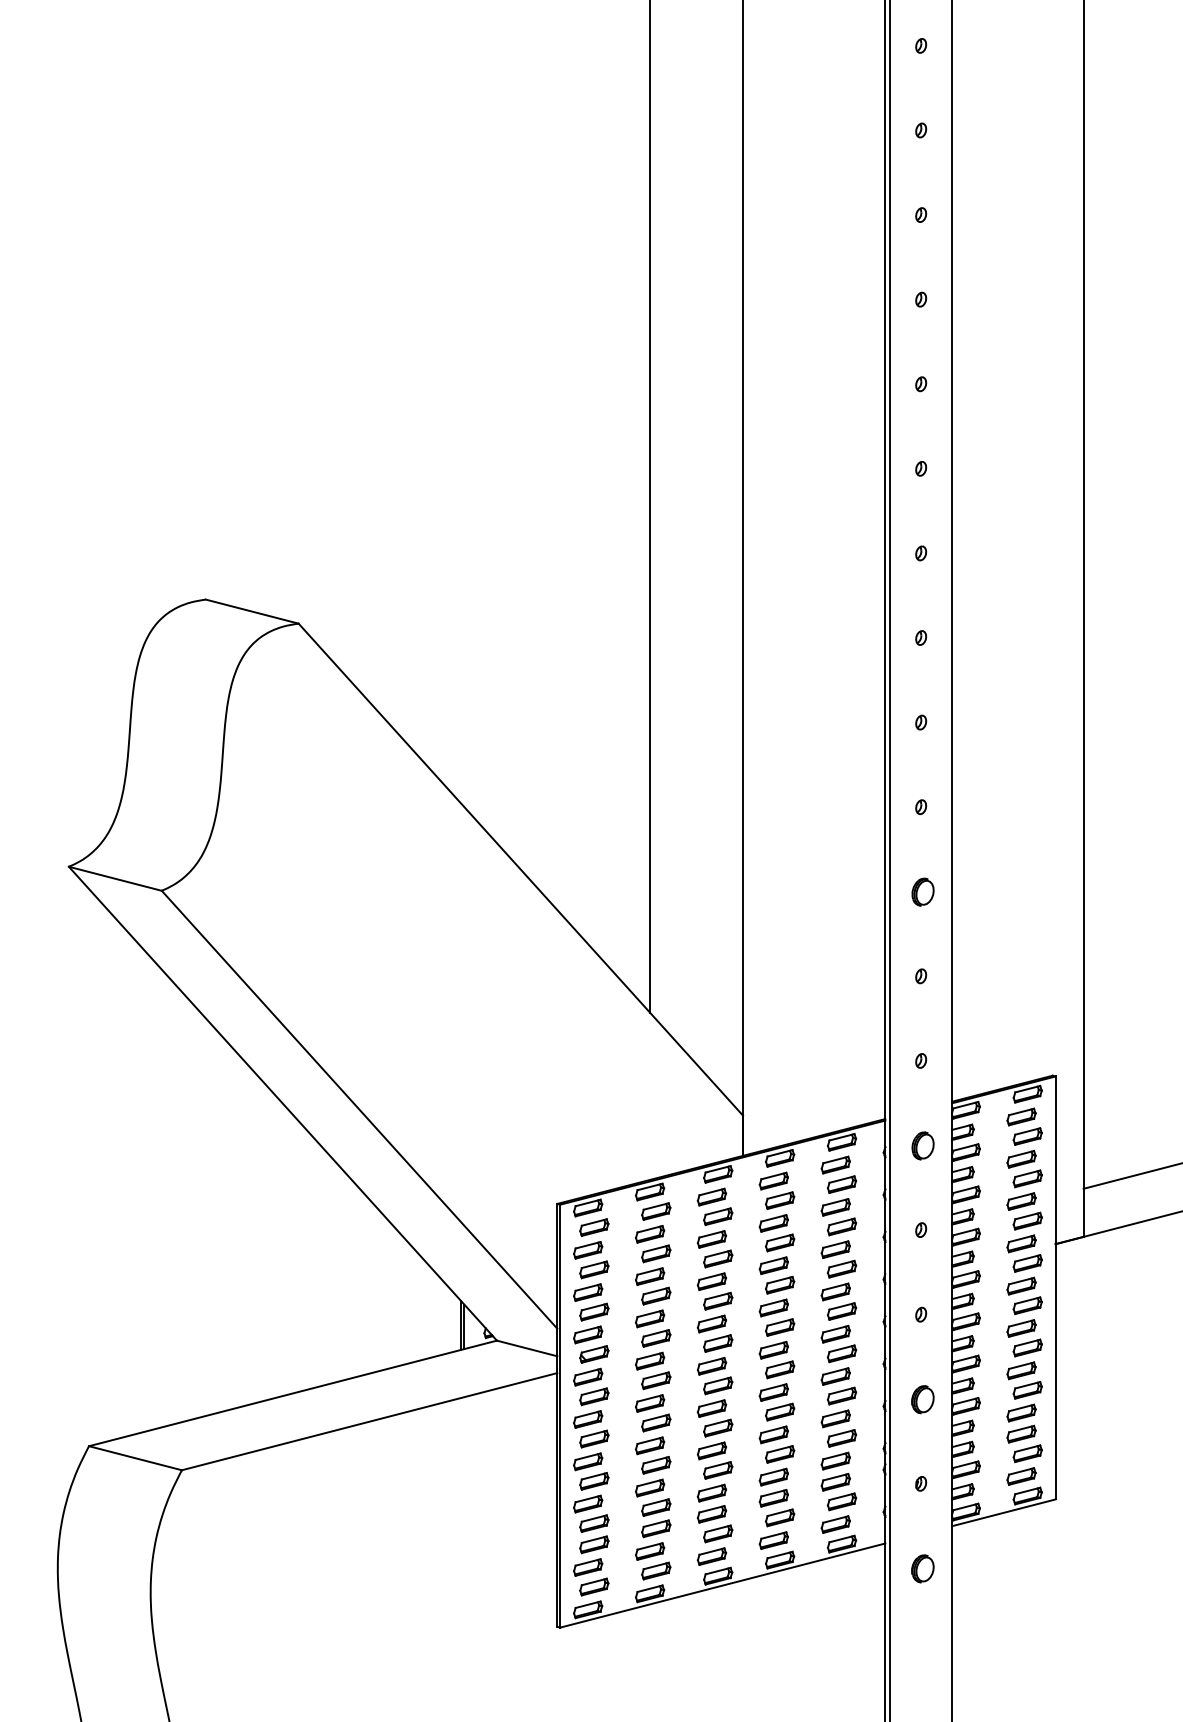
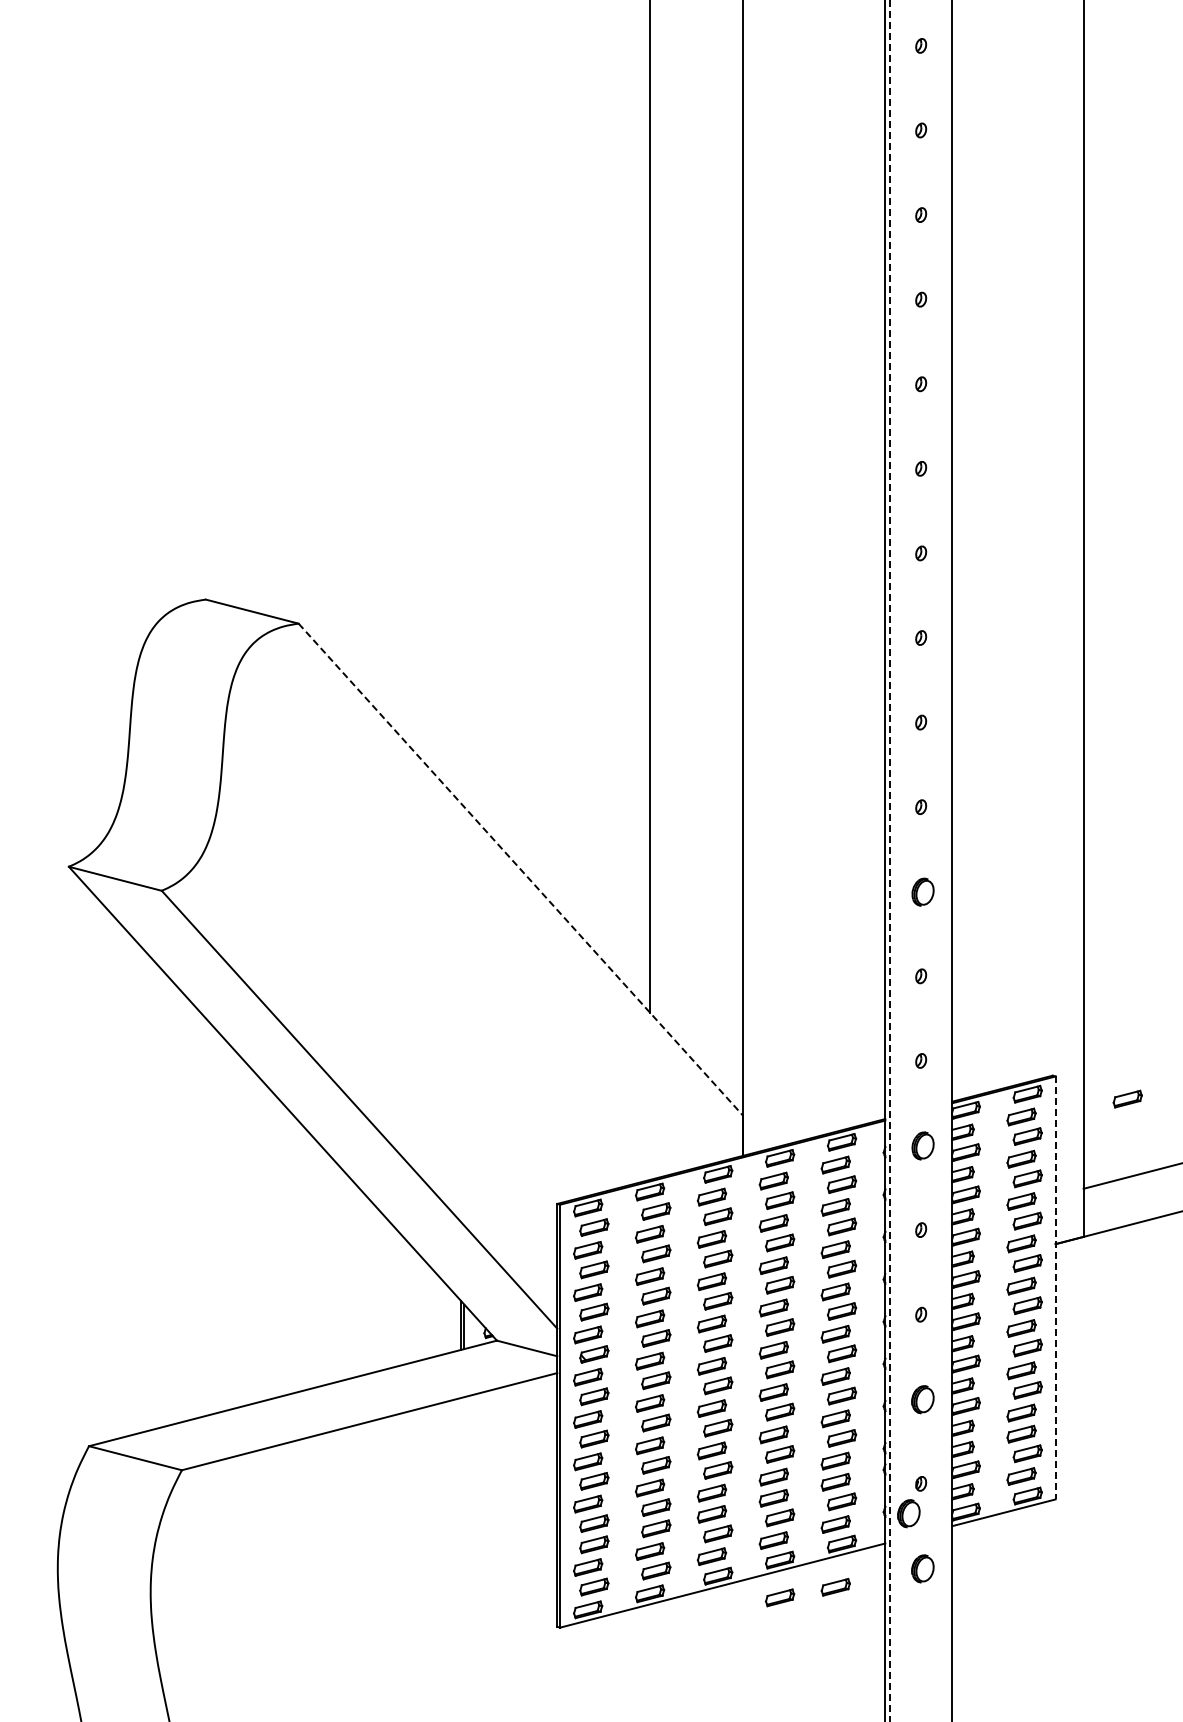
line: solid -> dashed (890, 860)
line: solid -> dashed (520, 869)
part: none -> present (1127, 1098)
line: solid -> dashed (1055, 1288)
part: none -> present (908, 1513)
part: none -> present (835, 1587)
part: none -> present (780, 1597)
